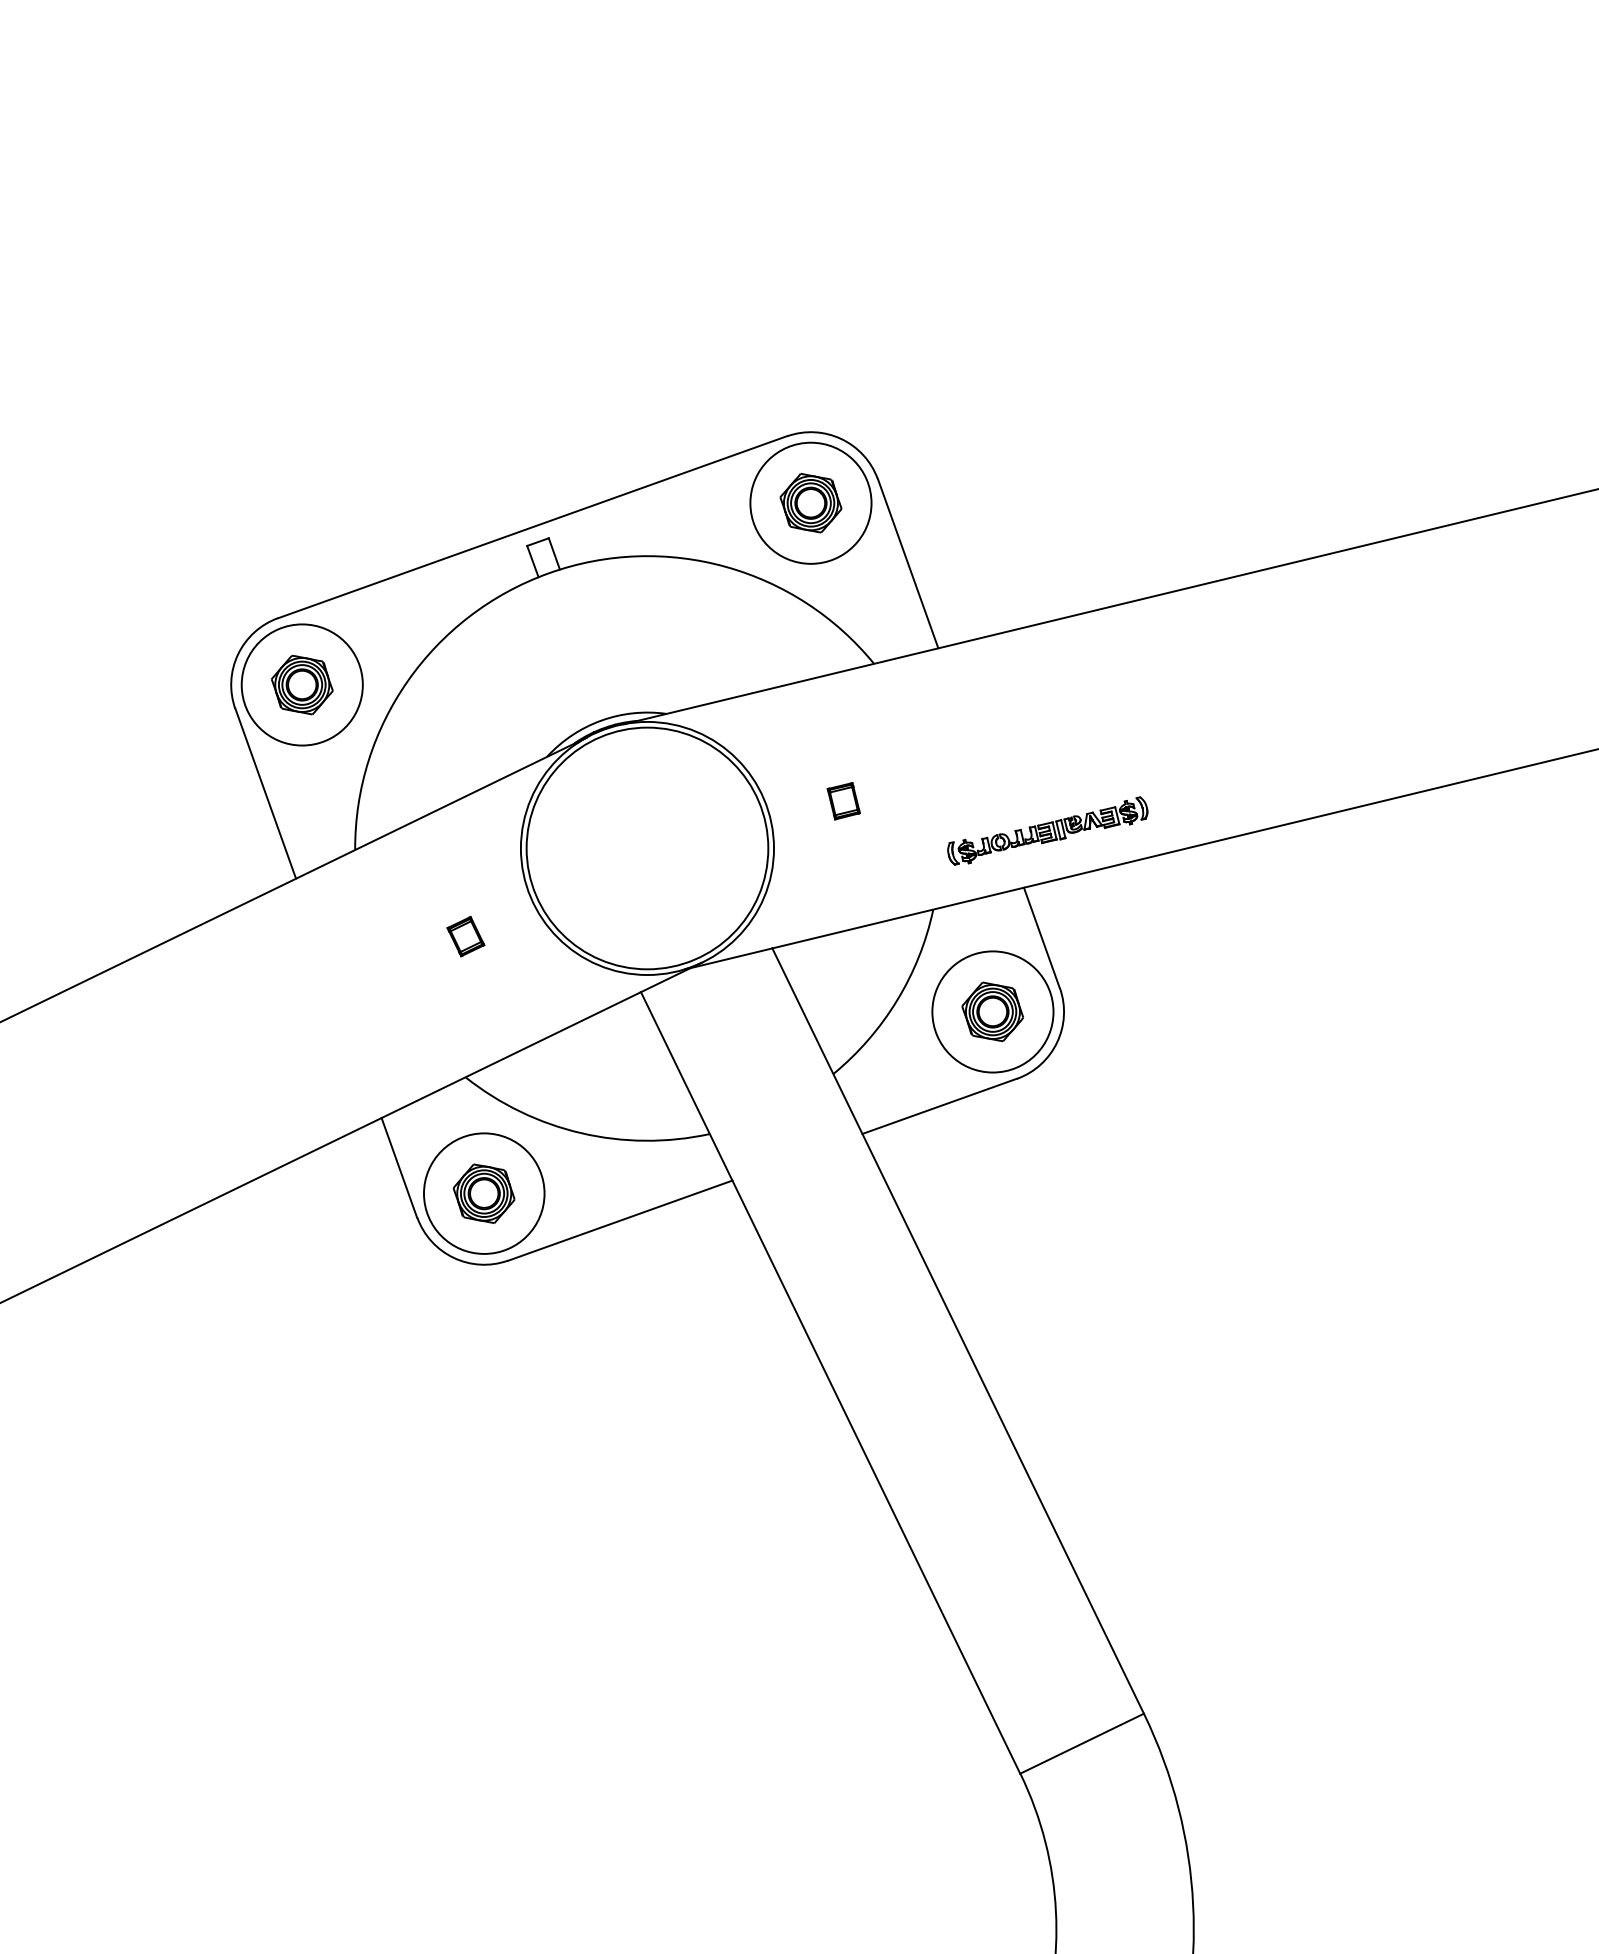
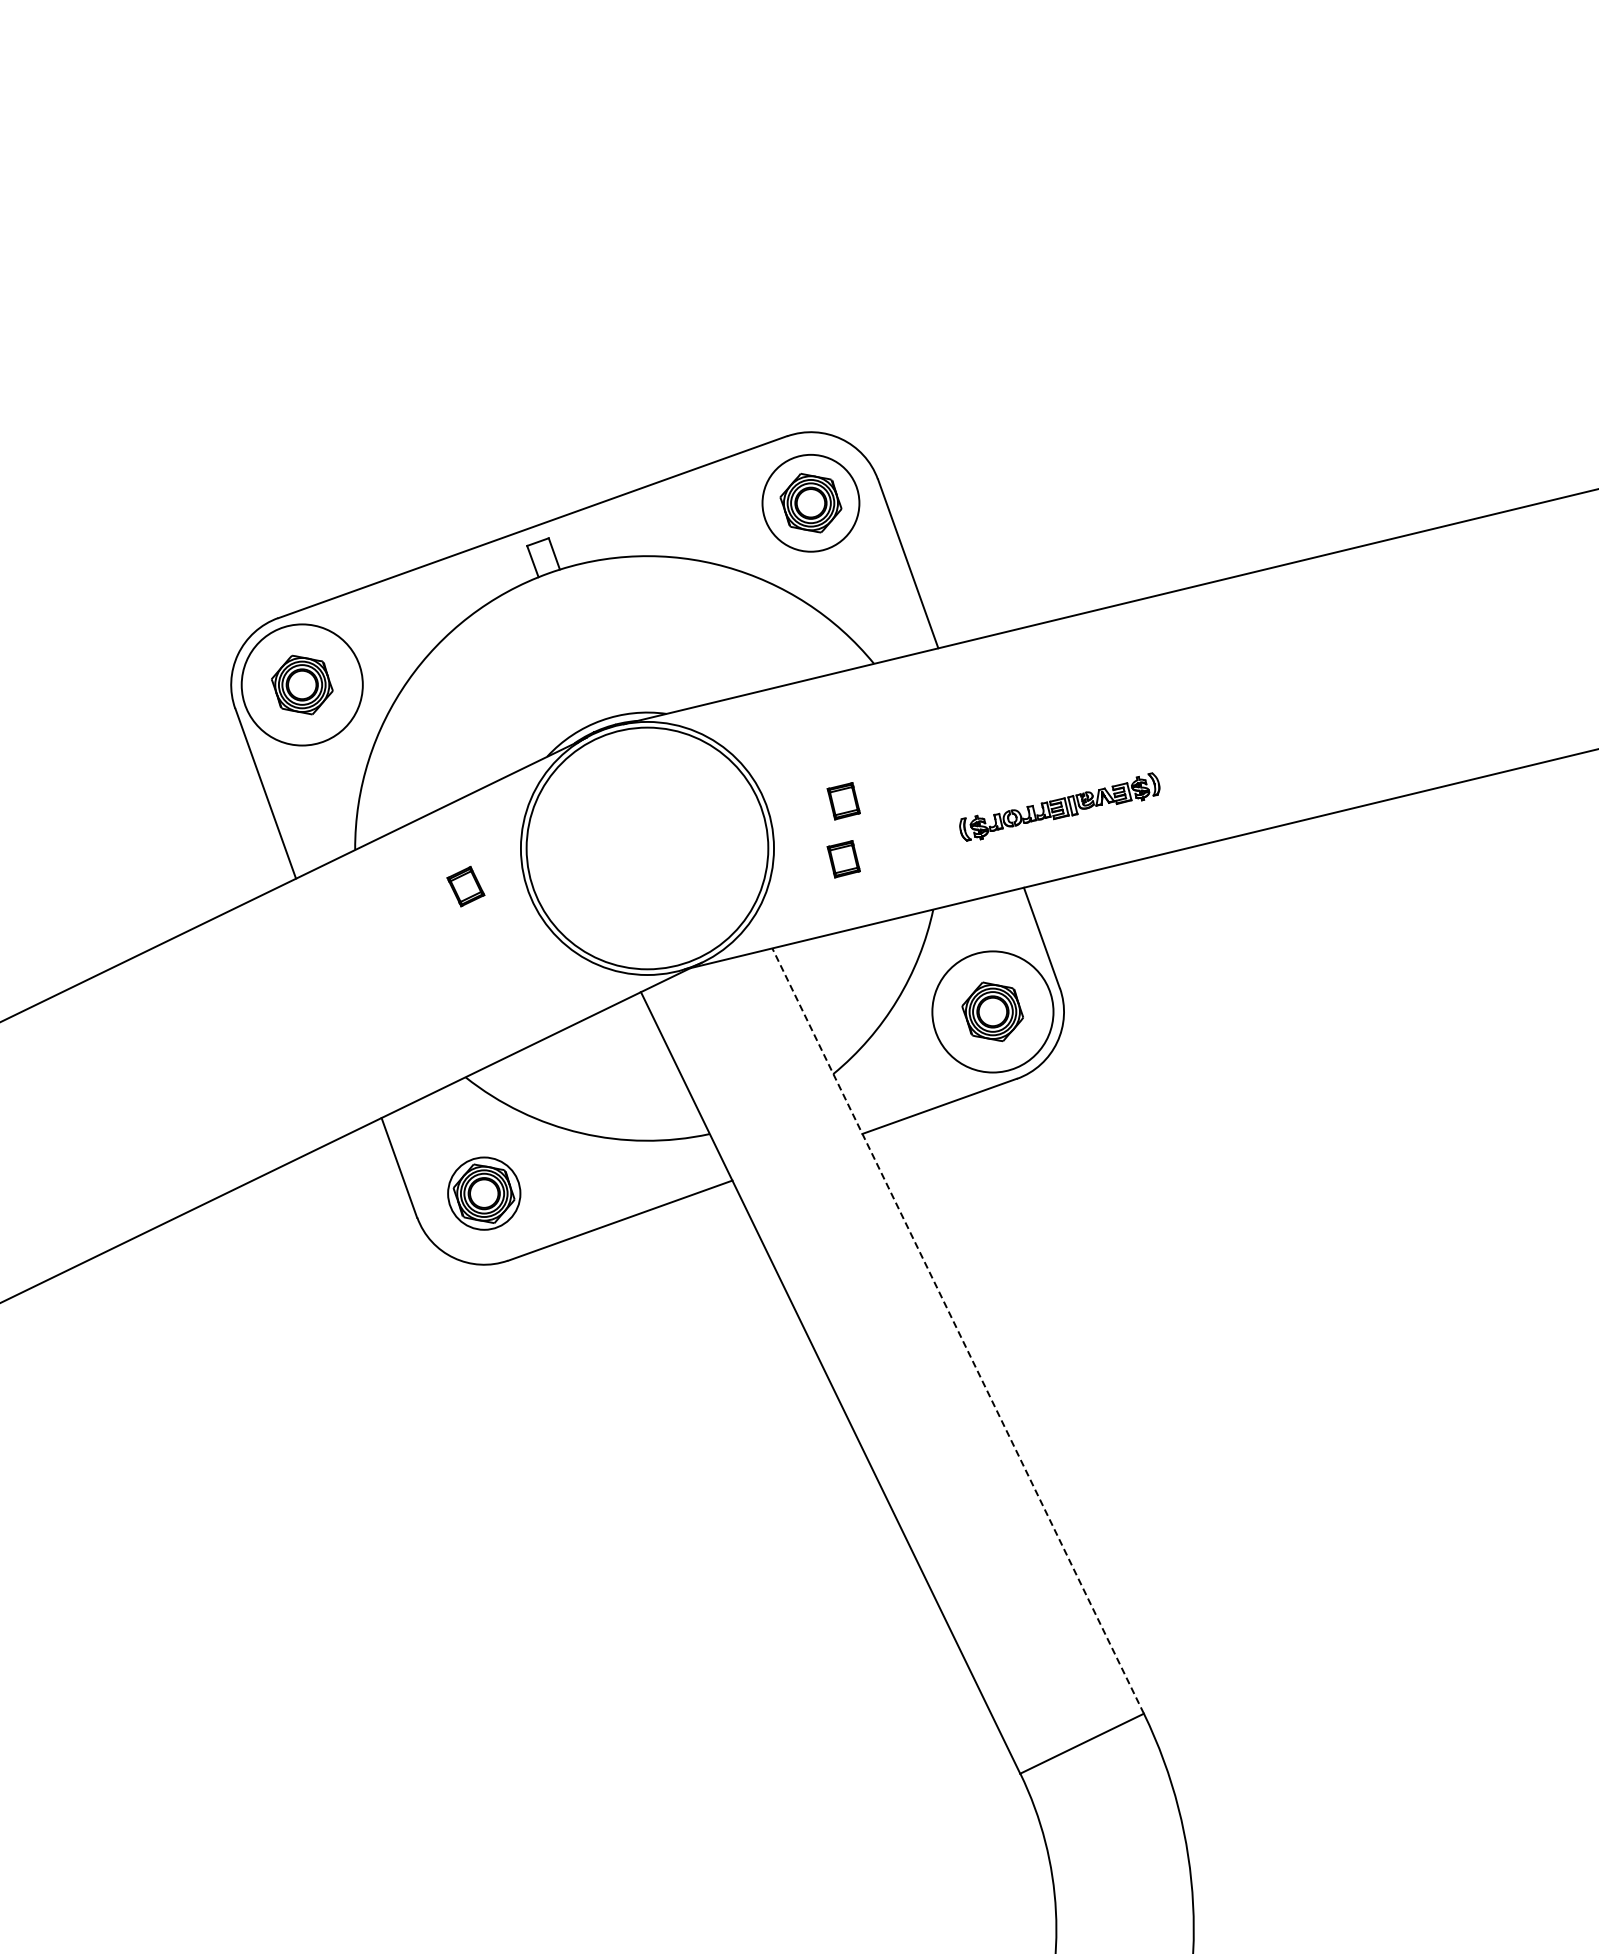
circle diameter: 121 px -> 97 px (810, 502)
part position: (1047, 830) -> (1059, 806) (1059, 806)
part: none -> present (843, 859)
part position: (465, 936) -> (465, 886) (465, 886)
circle diameter: 121 px -> 72 px (484, 1193)
line: solid -> dashed (957, 1330)
